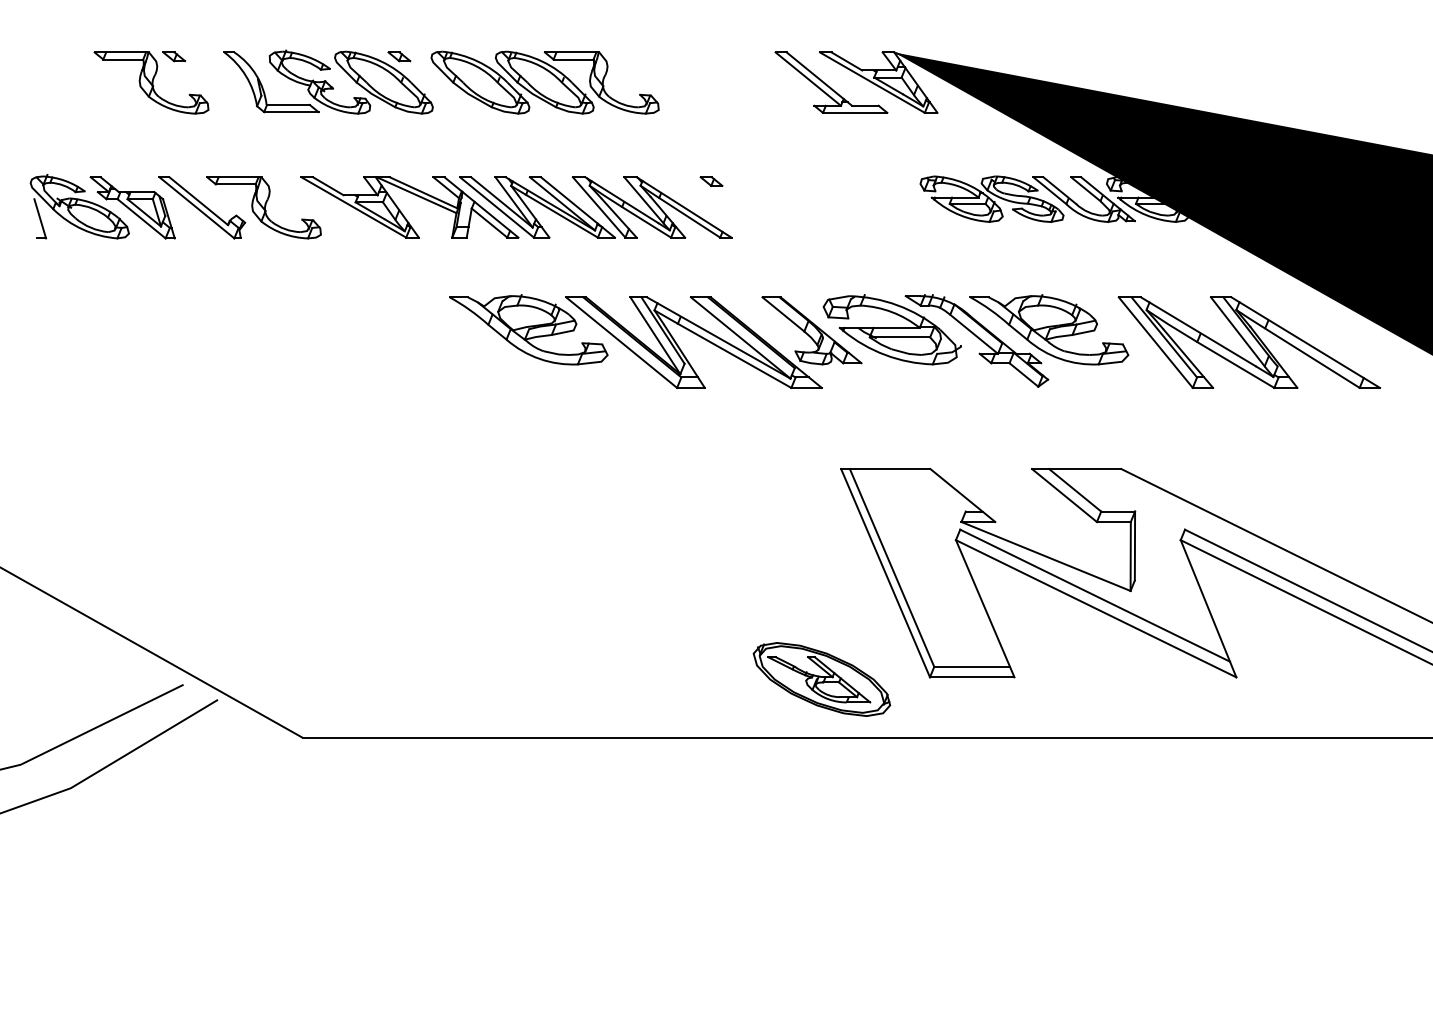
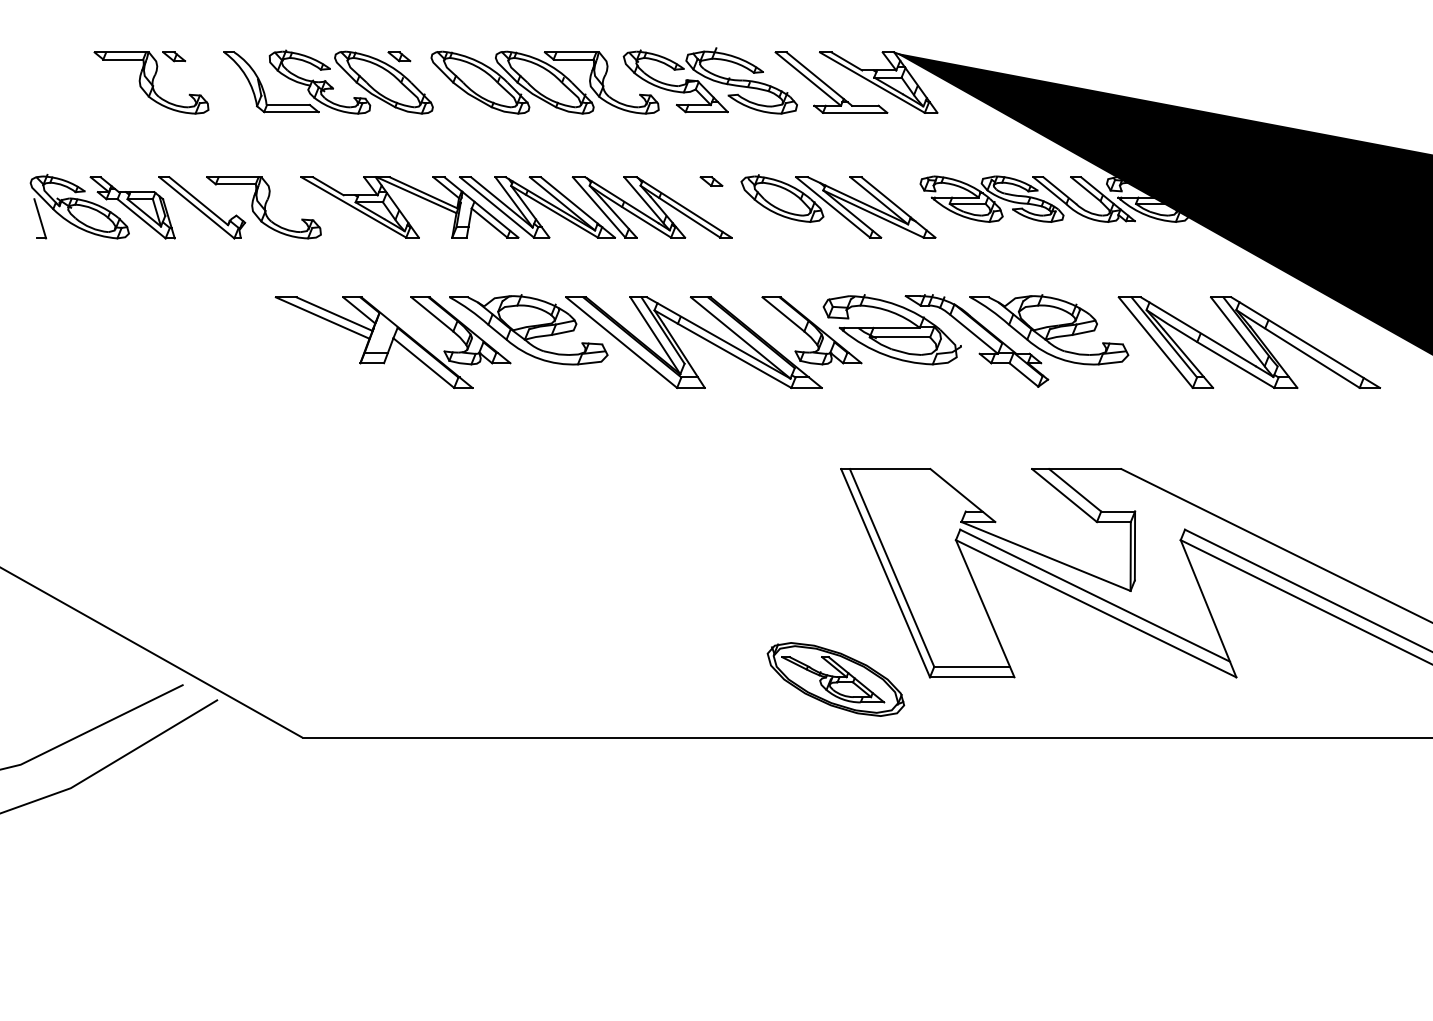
part: none -> present (709, 80)
part: none -> present (838, 206)
part: none -> present (392, 342)
part position: (821, 679) -> (835, 679) (835, 679)
